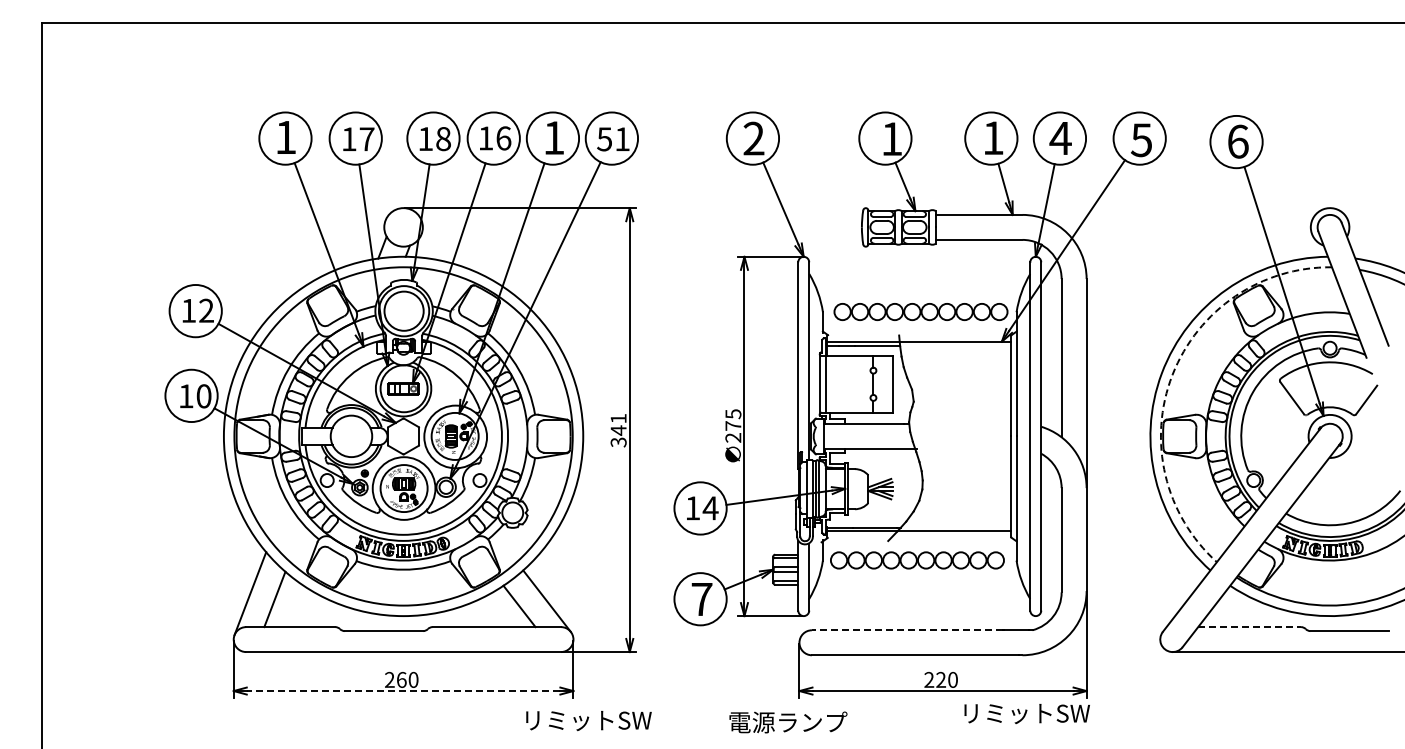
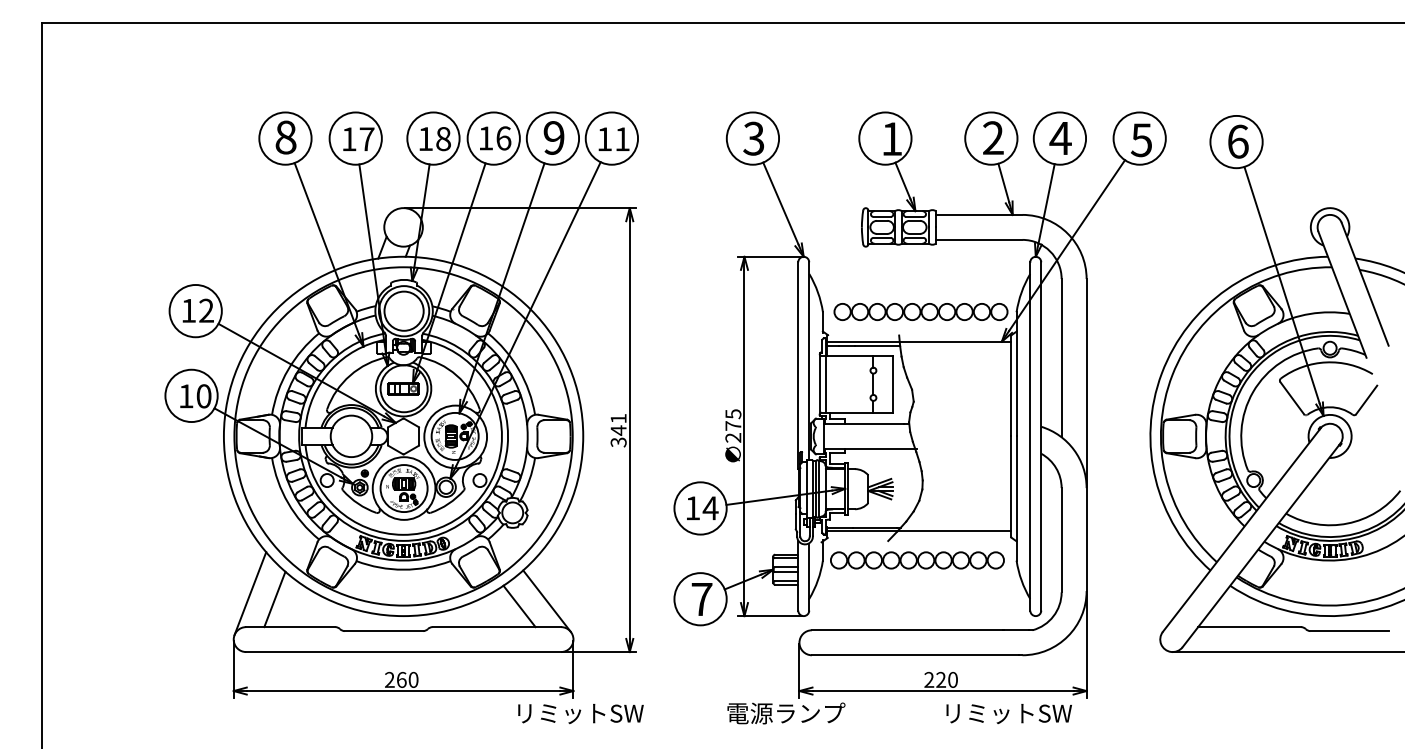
text: 1 -> 8 (285, 137)
text: 1 -> 9 (553, 137)
text: 1 -> 2 (993, 137)
text: 2 -> 3 (753, 138)
text: 51 -> 11 (604, 139)
arc: dashed -> solid (1172, 374)
line: dashed -> solid (1250, 627)
line: dashed -> solid (906, 630)
line: dashed -> solid (403, 691)
text position: (1026, 713) -> (1008, 713) (1008, 713)
text position: (588, 721) -> (580, 714) (580, 714)
text position: (788, 722) -> (786, 713) (786, 713)
